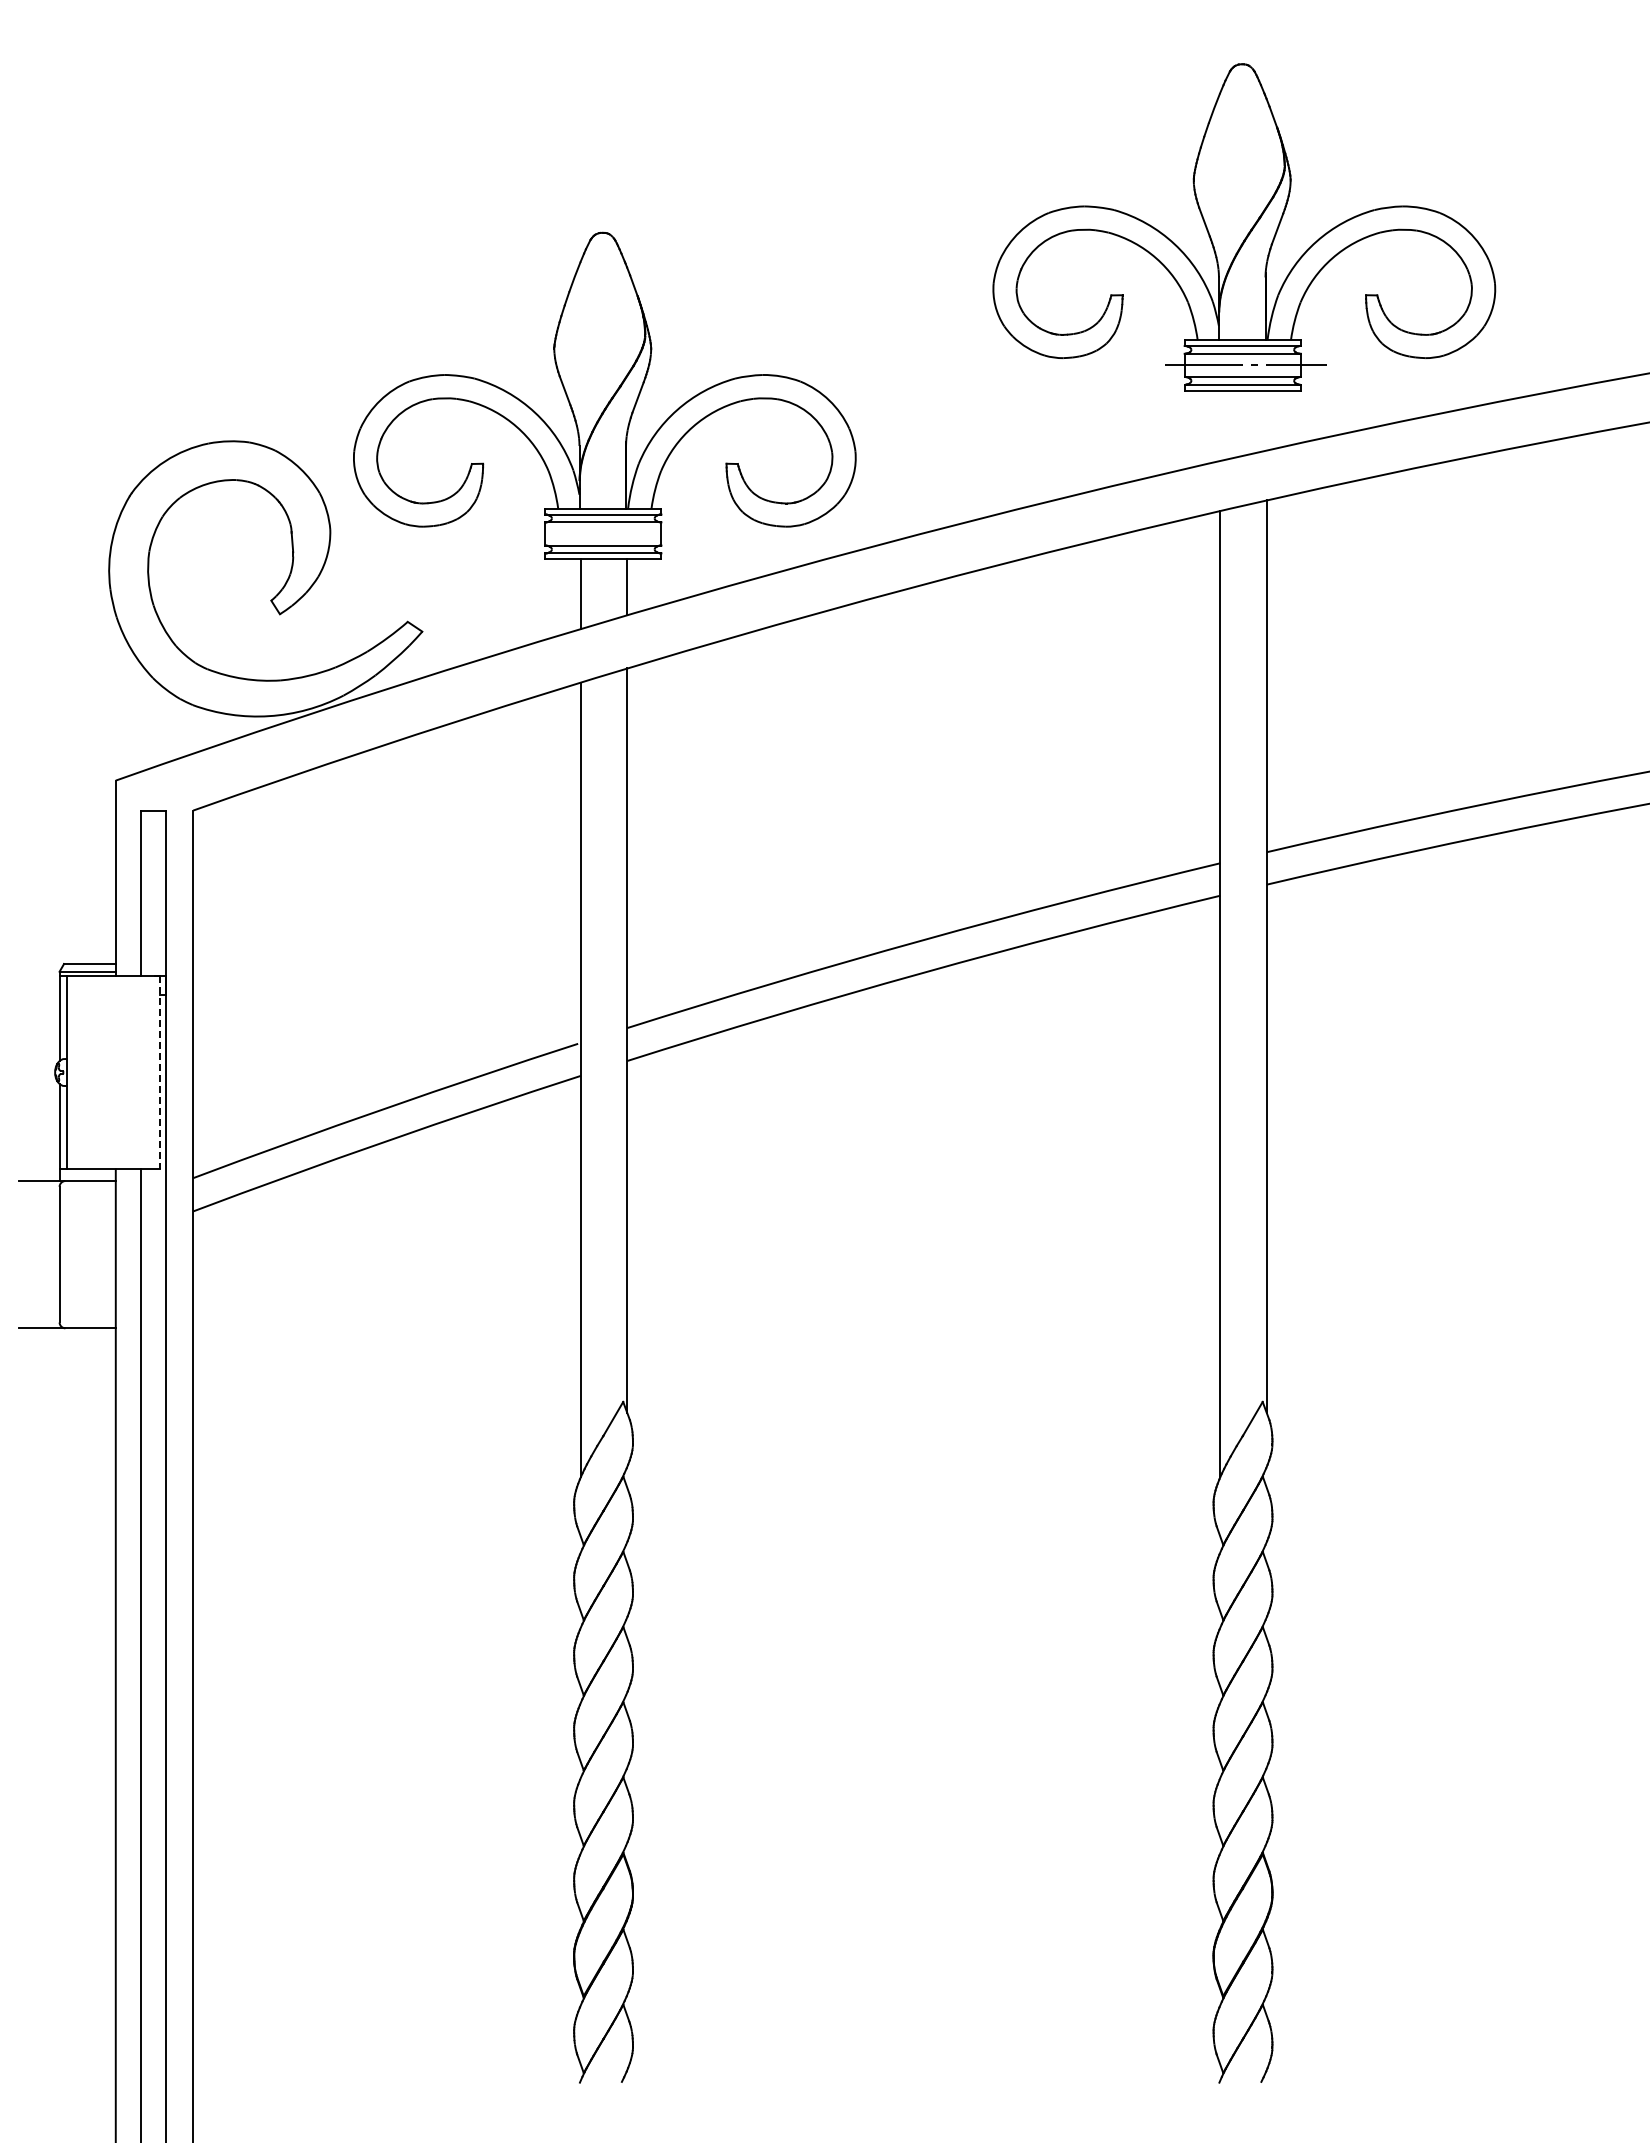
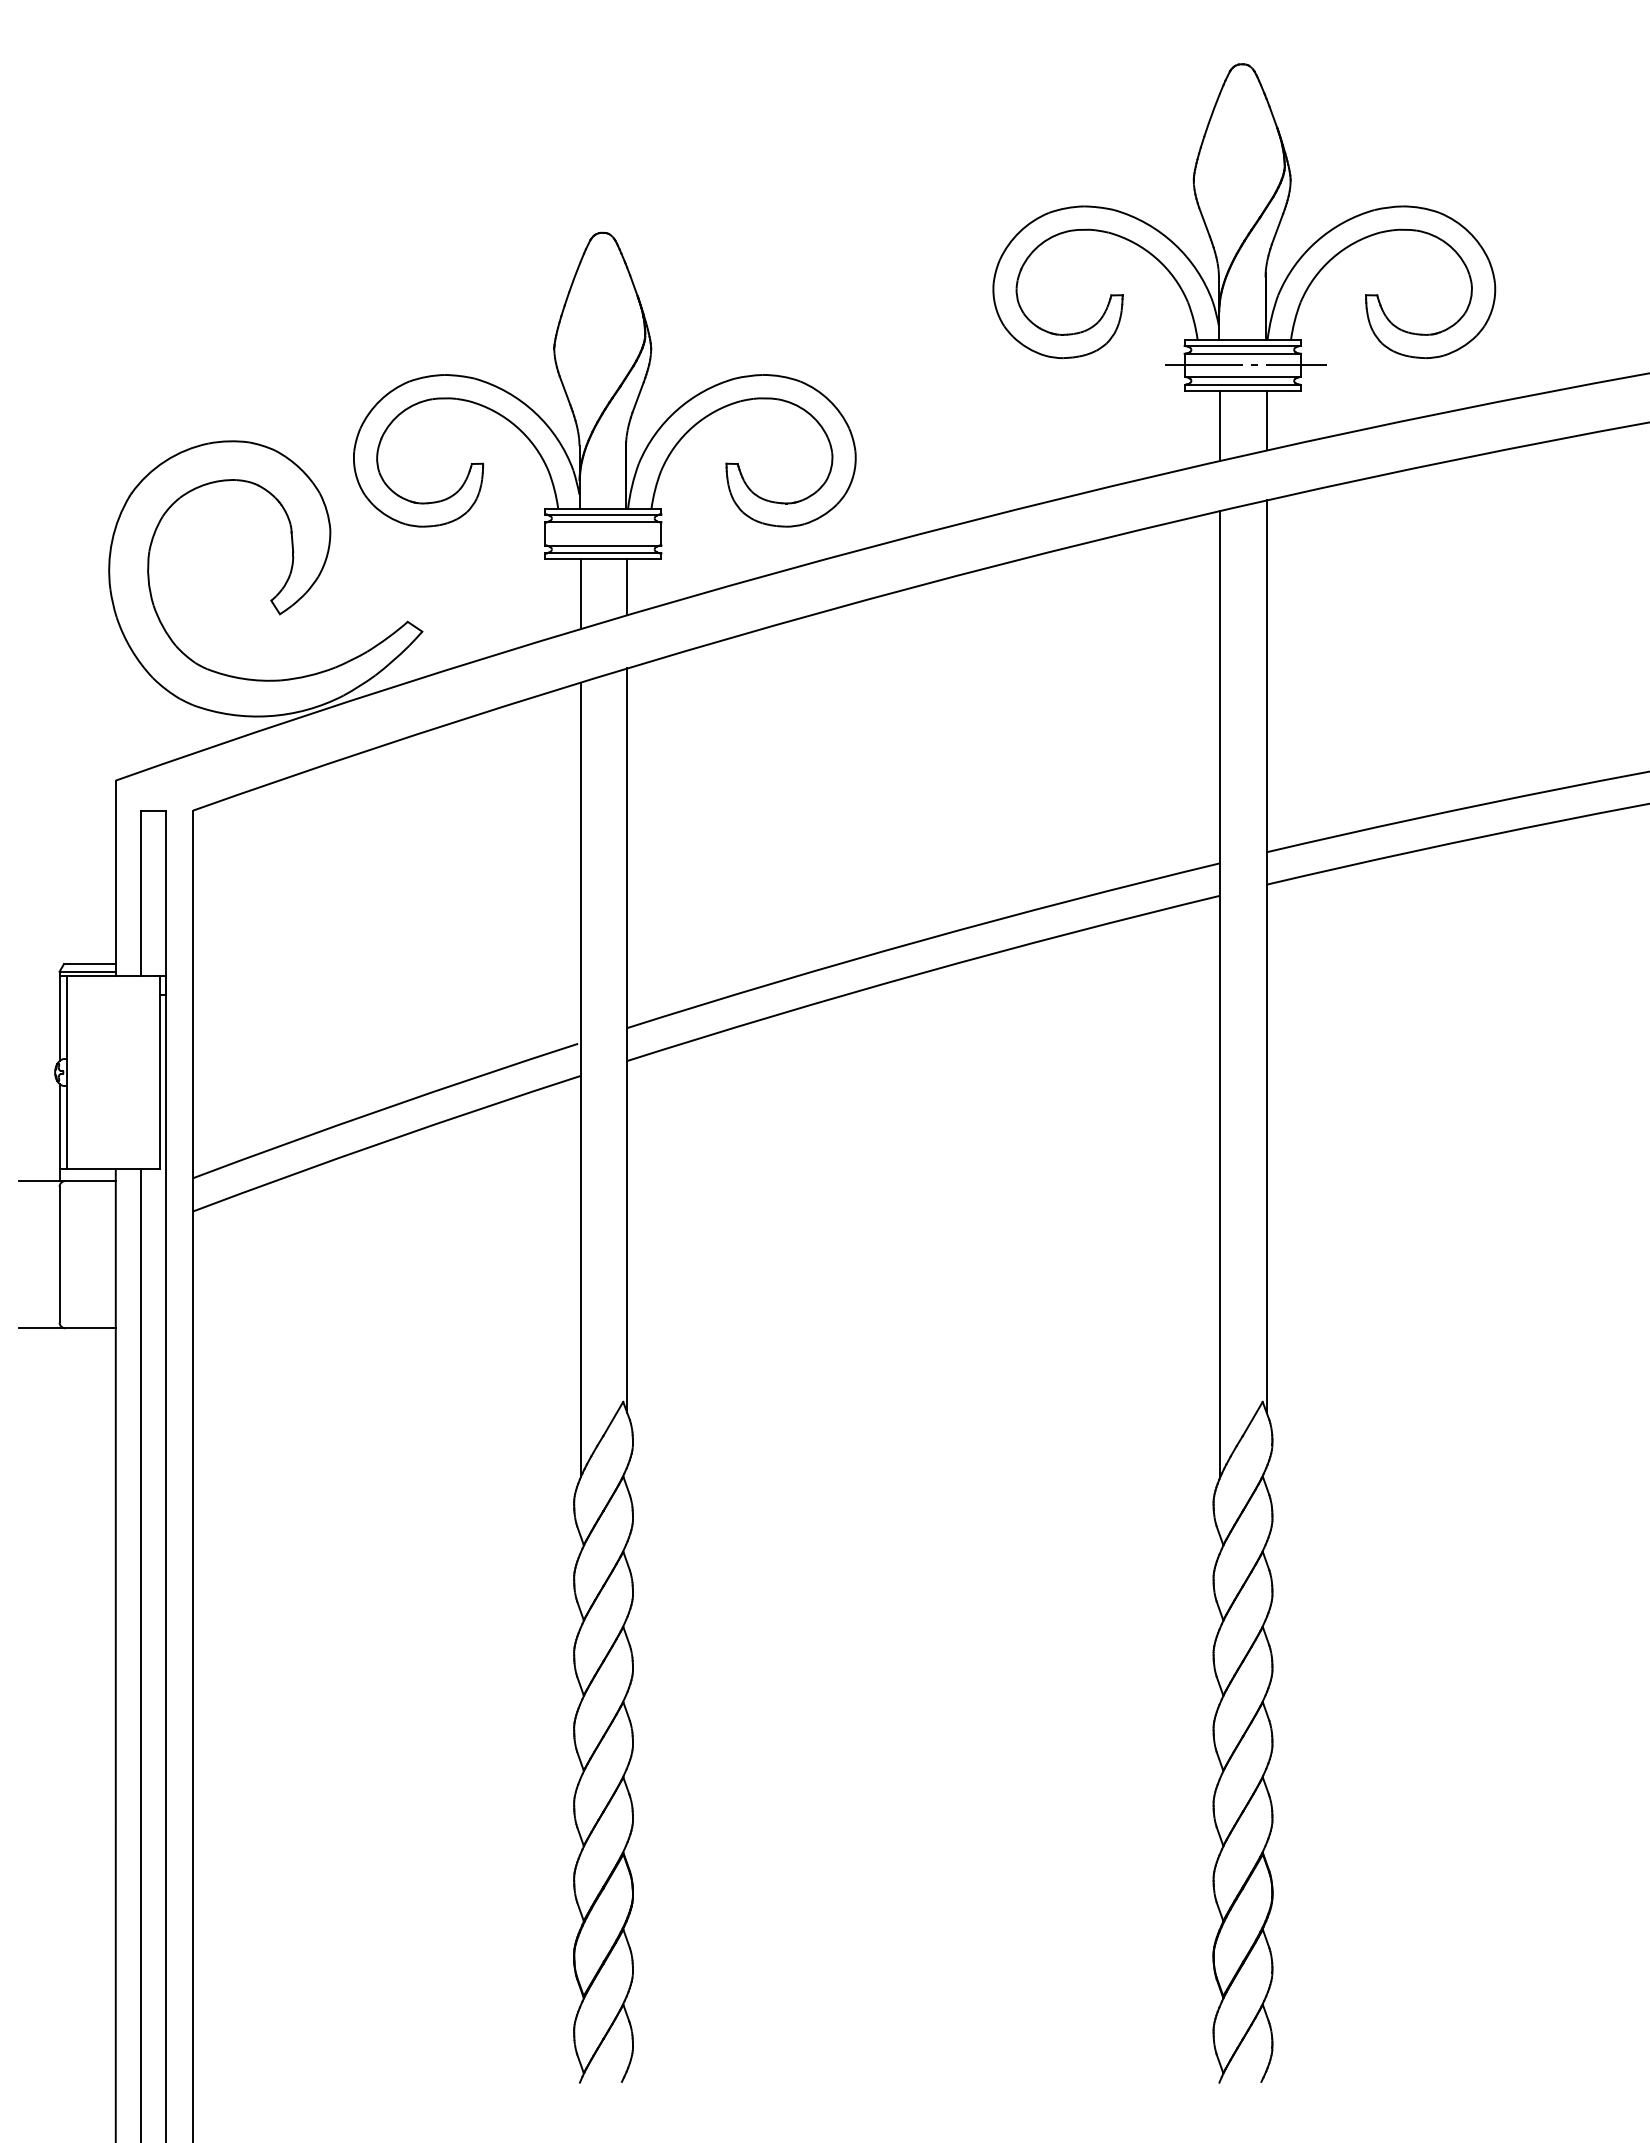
line: none -> present (1266, 420)
line: none -> present (1220, 425)
line: dashed -> solid (160, 1072)
